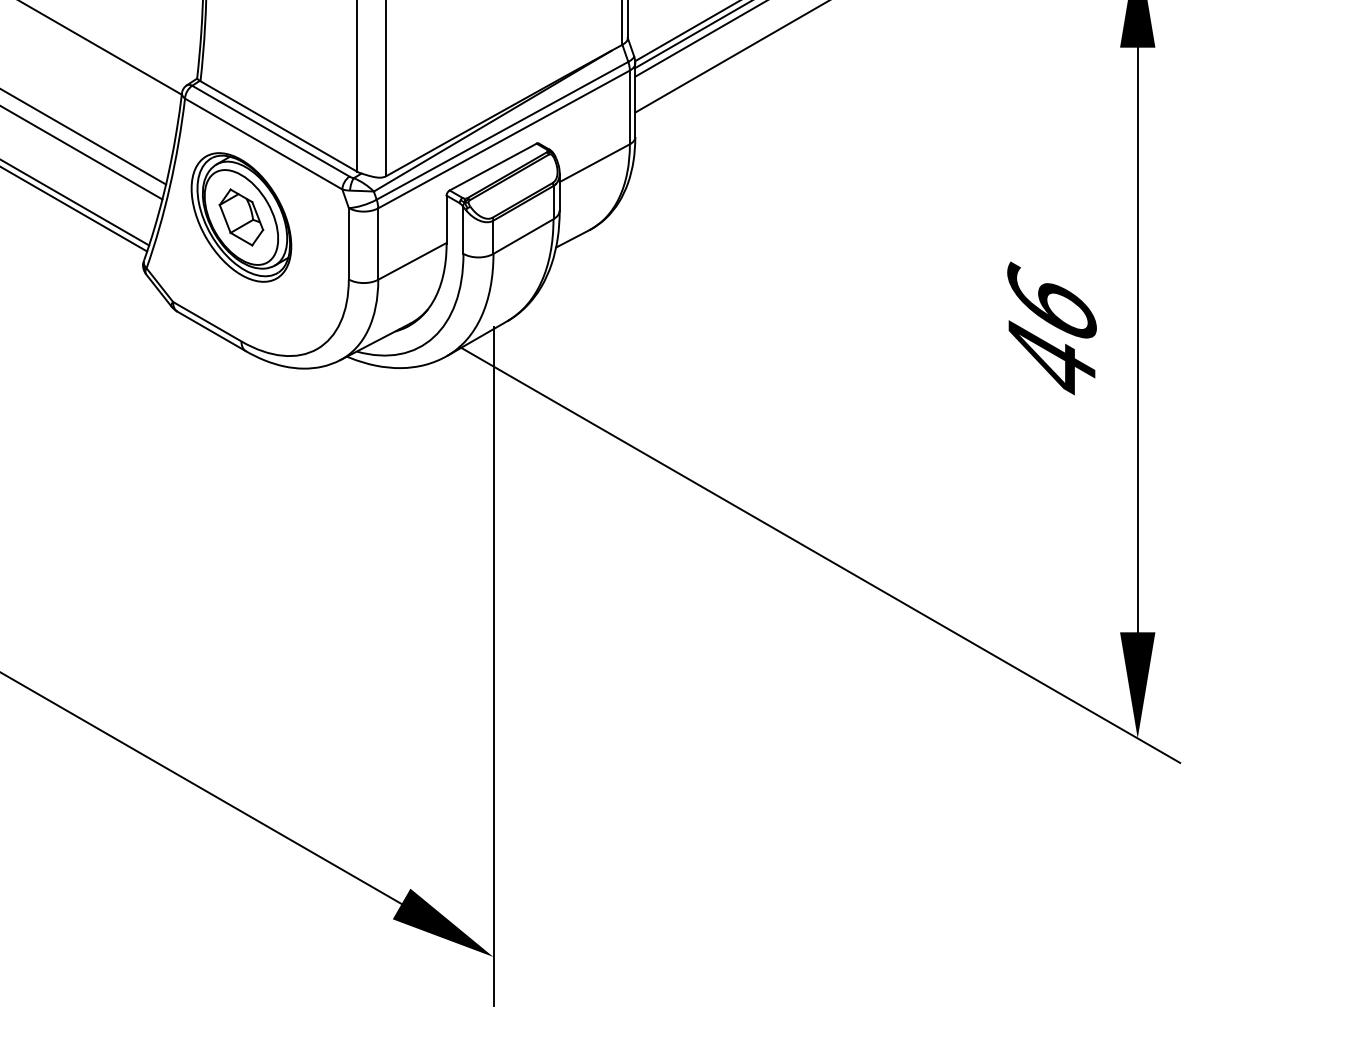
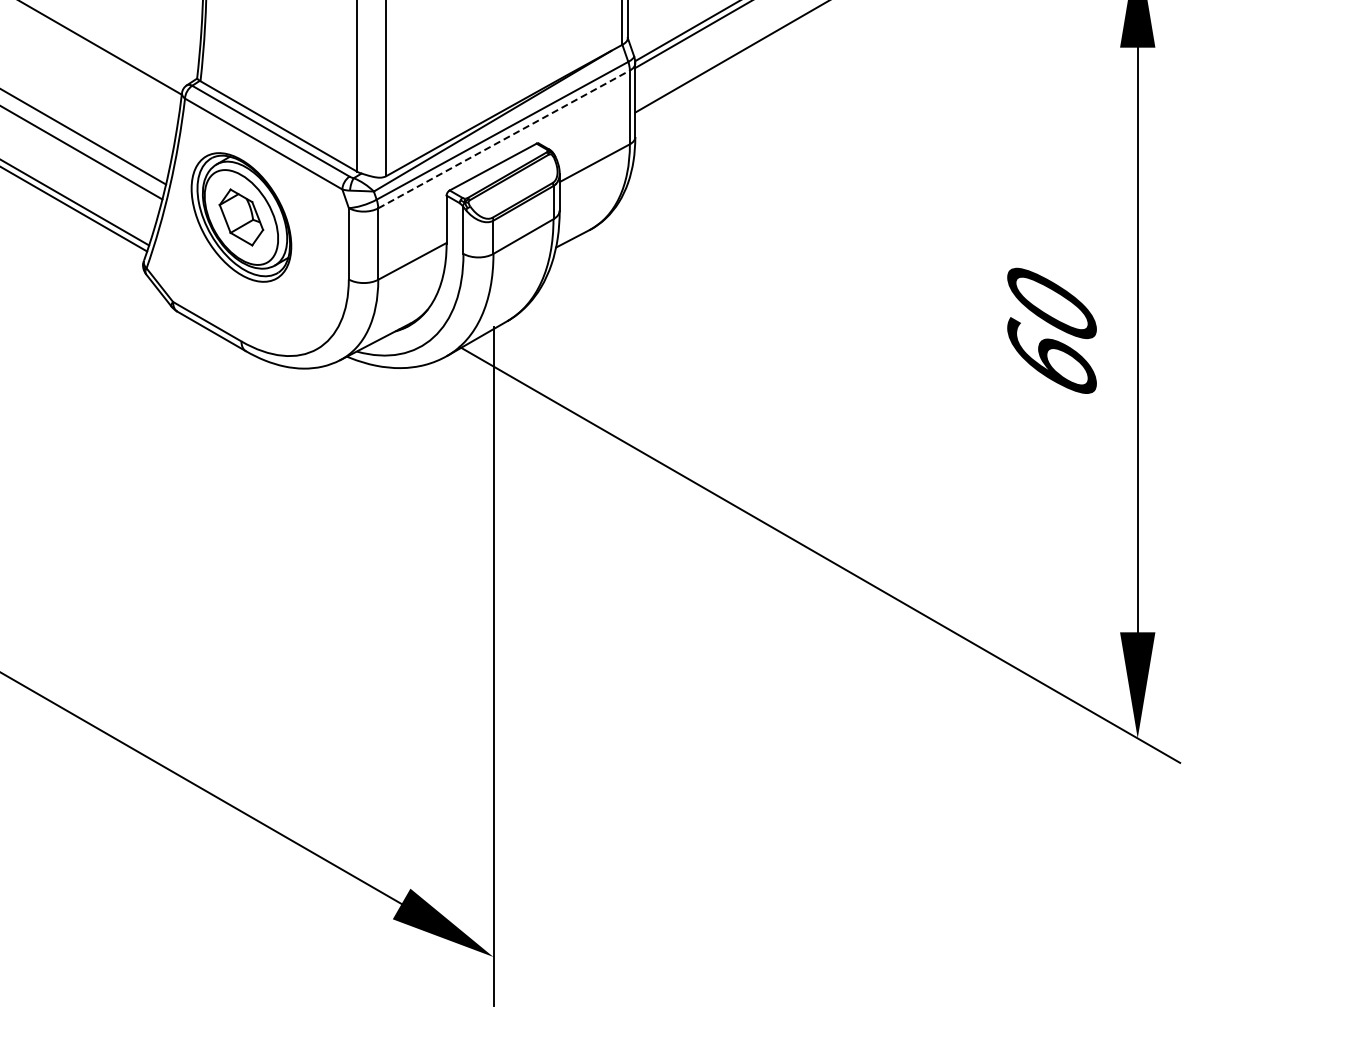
line: present -> none (699, 39)
line: solid -> dashed (504, 139)
text: 46 -> 60 (1051, 328)
